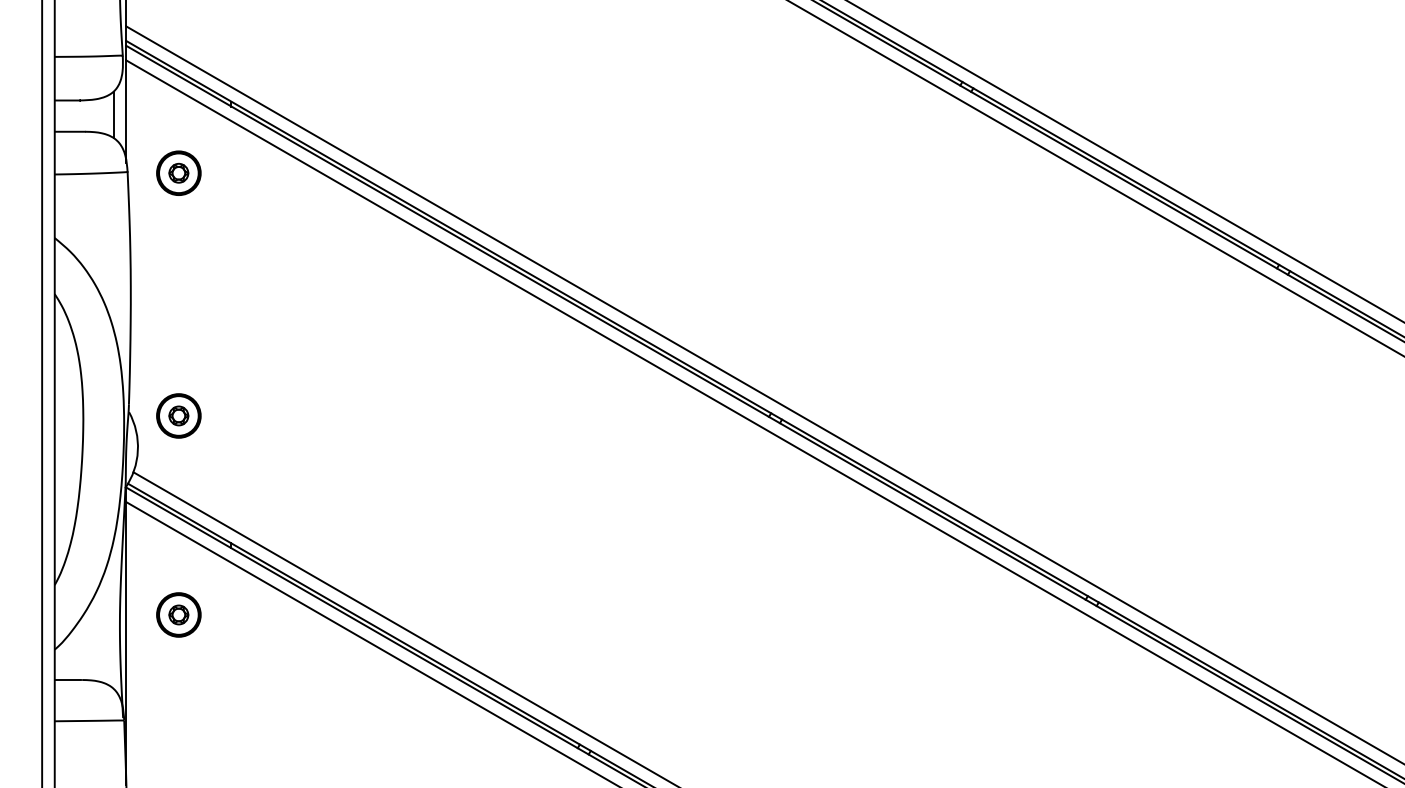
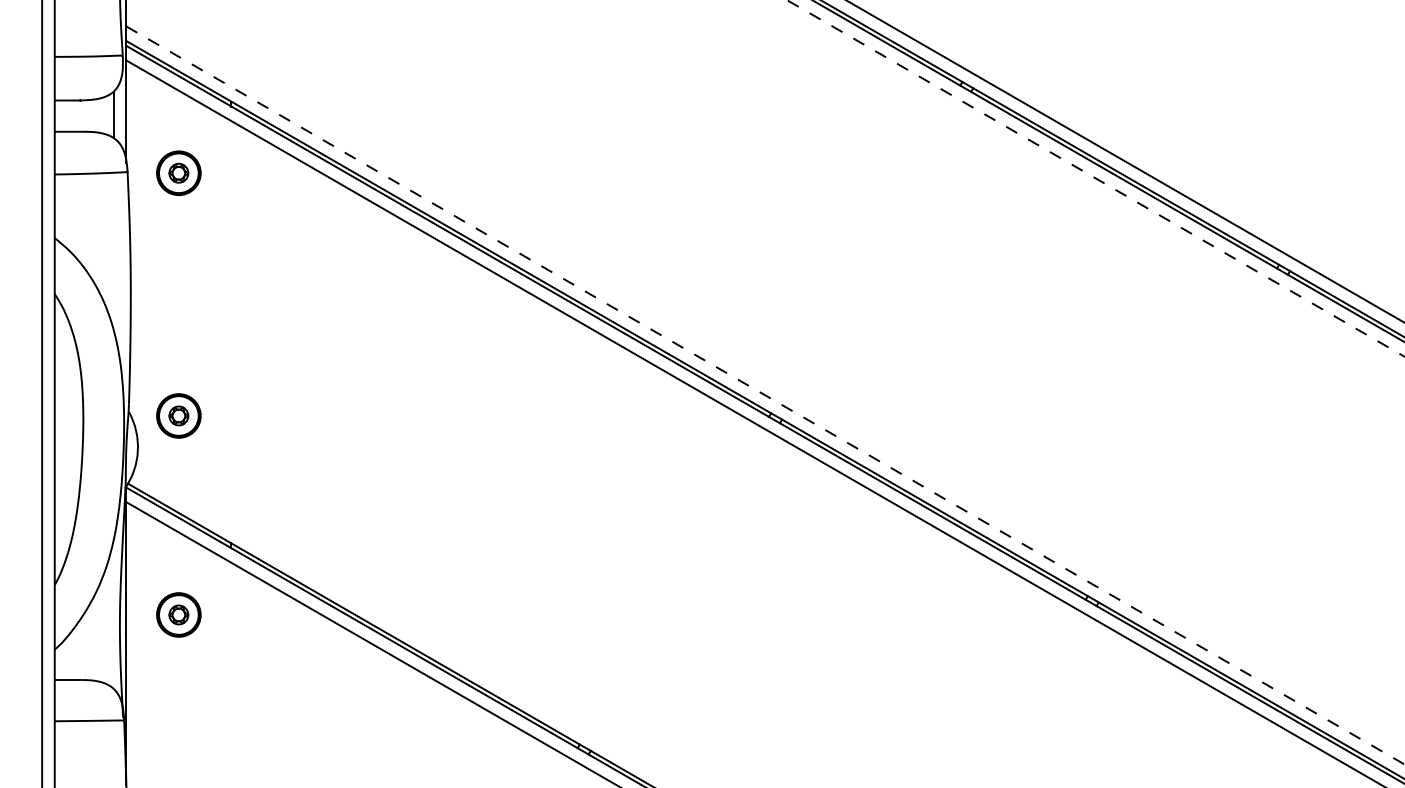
line: solid -> dashed (1095, 178)
line: solid -> dashed (765, 395)
line: present -> none (403, 628)
